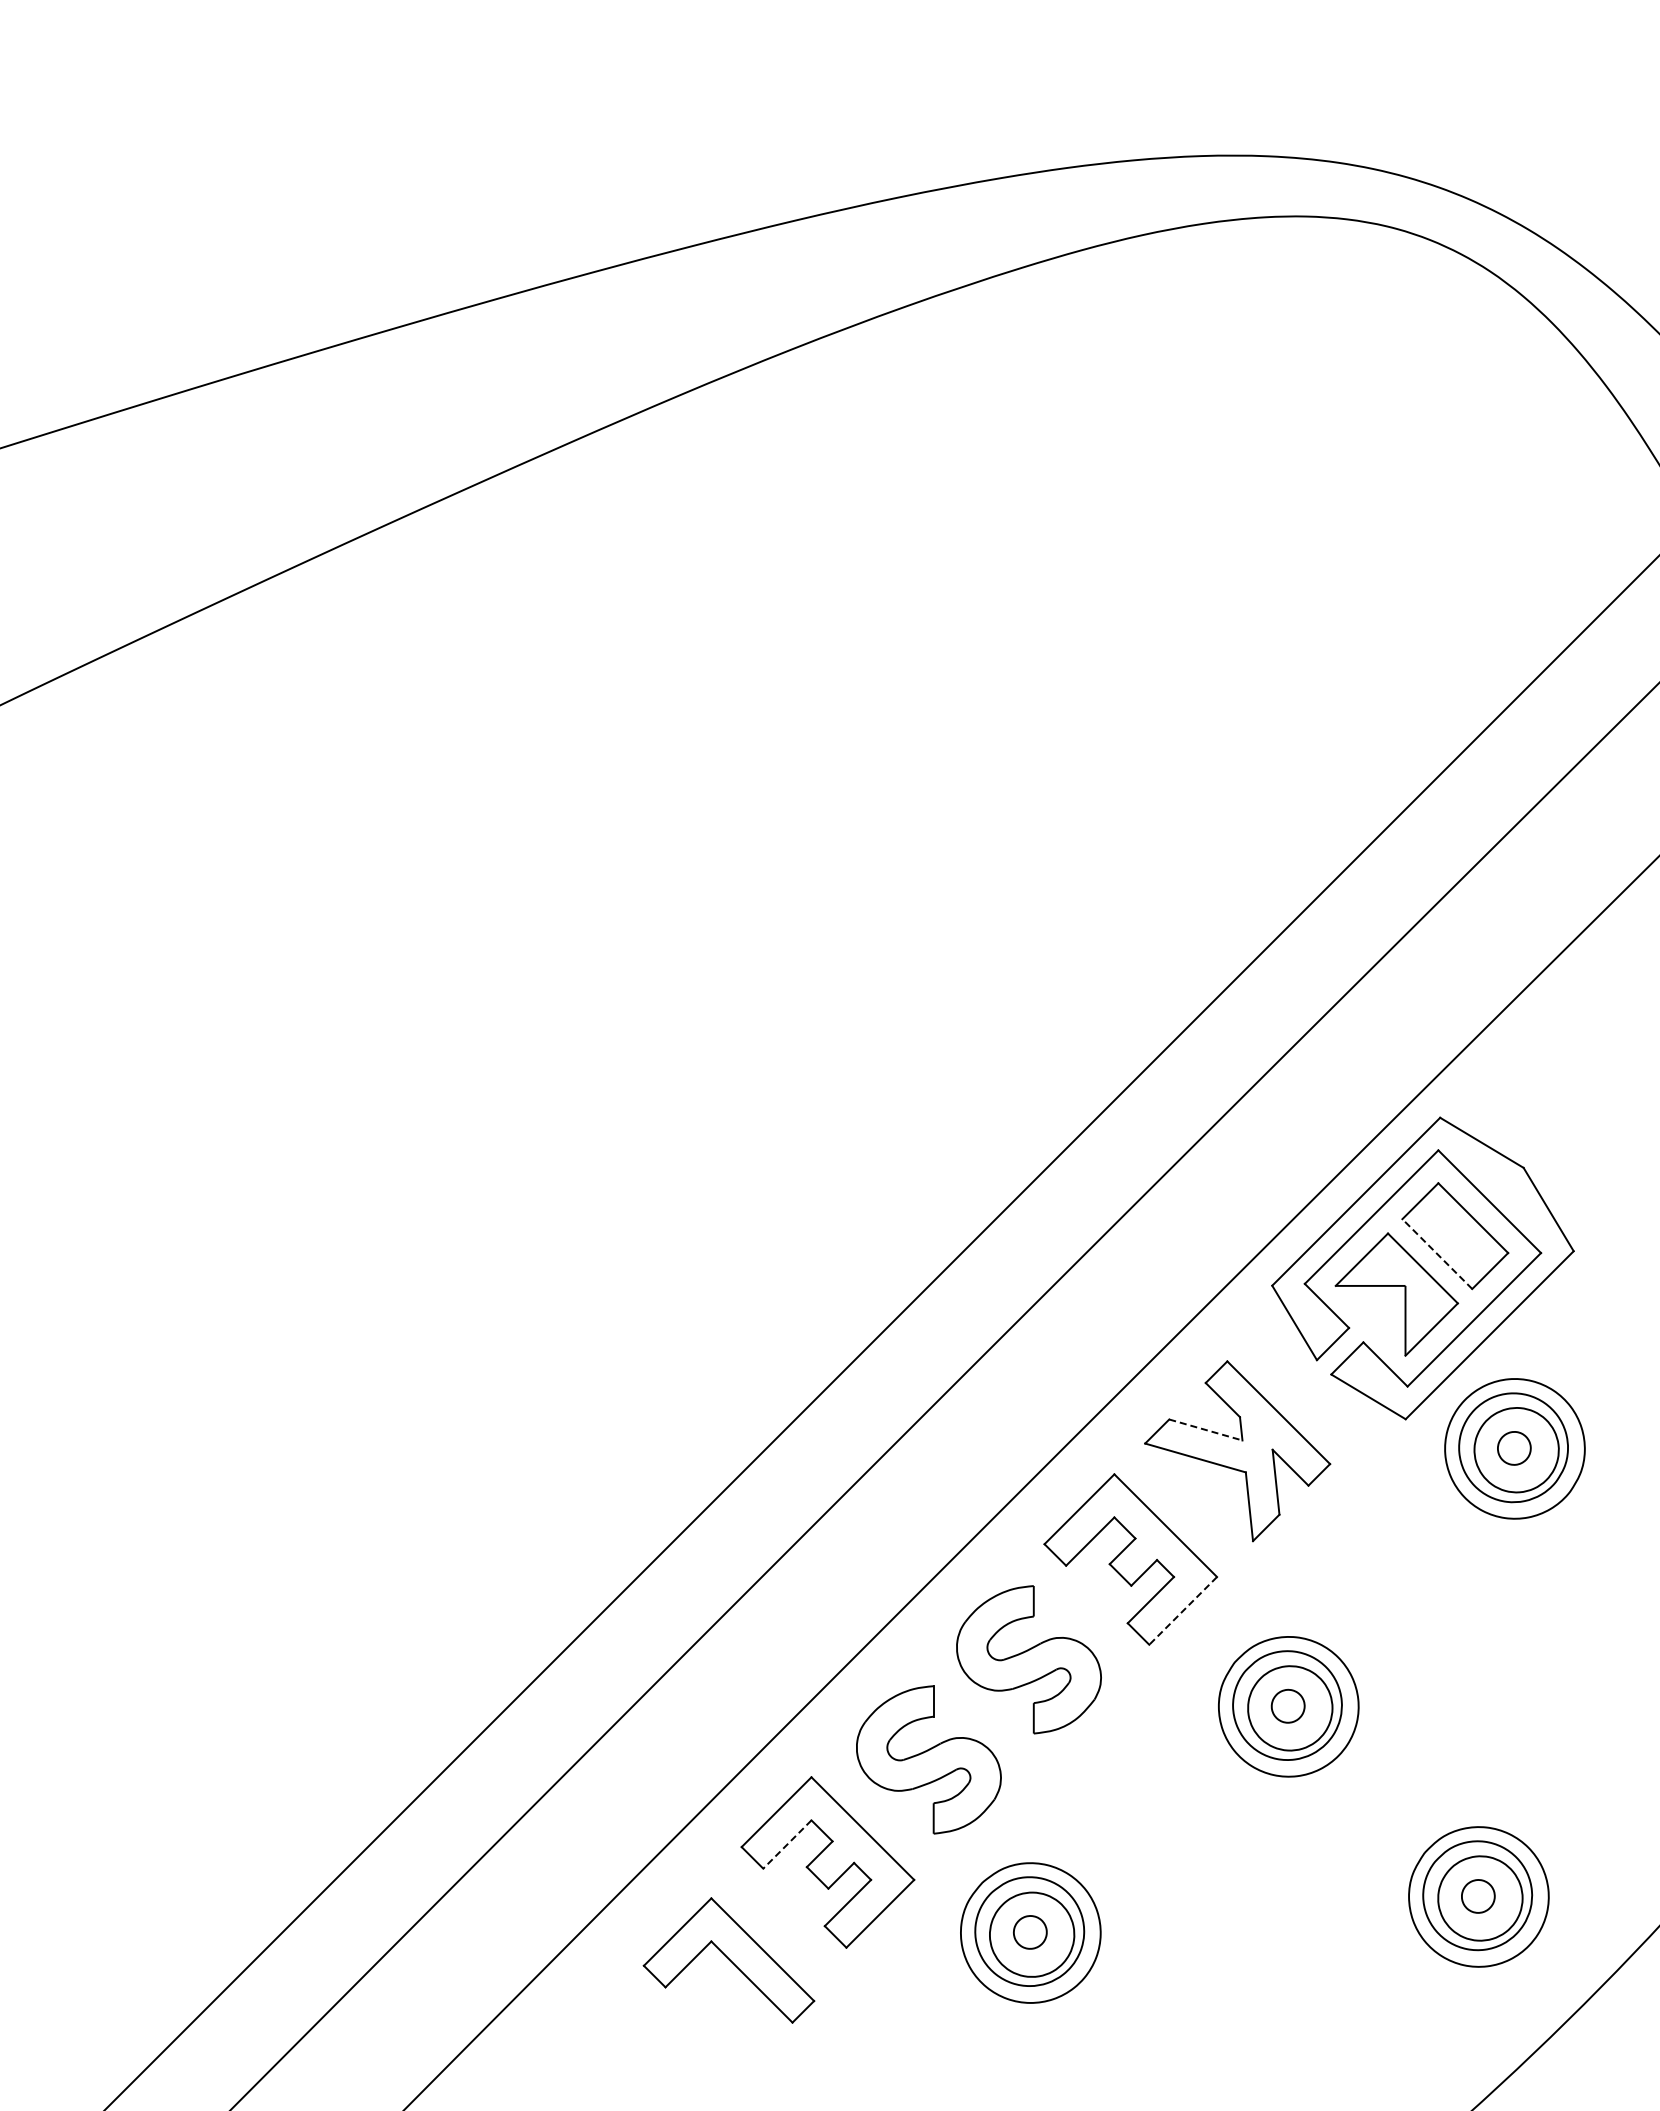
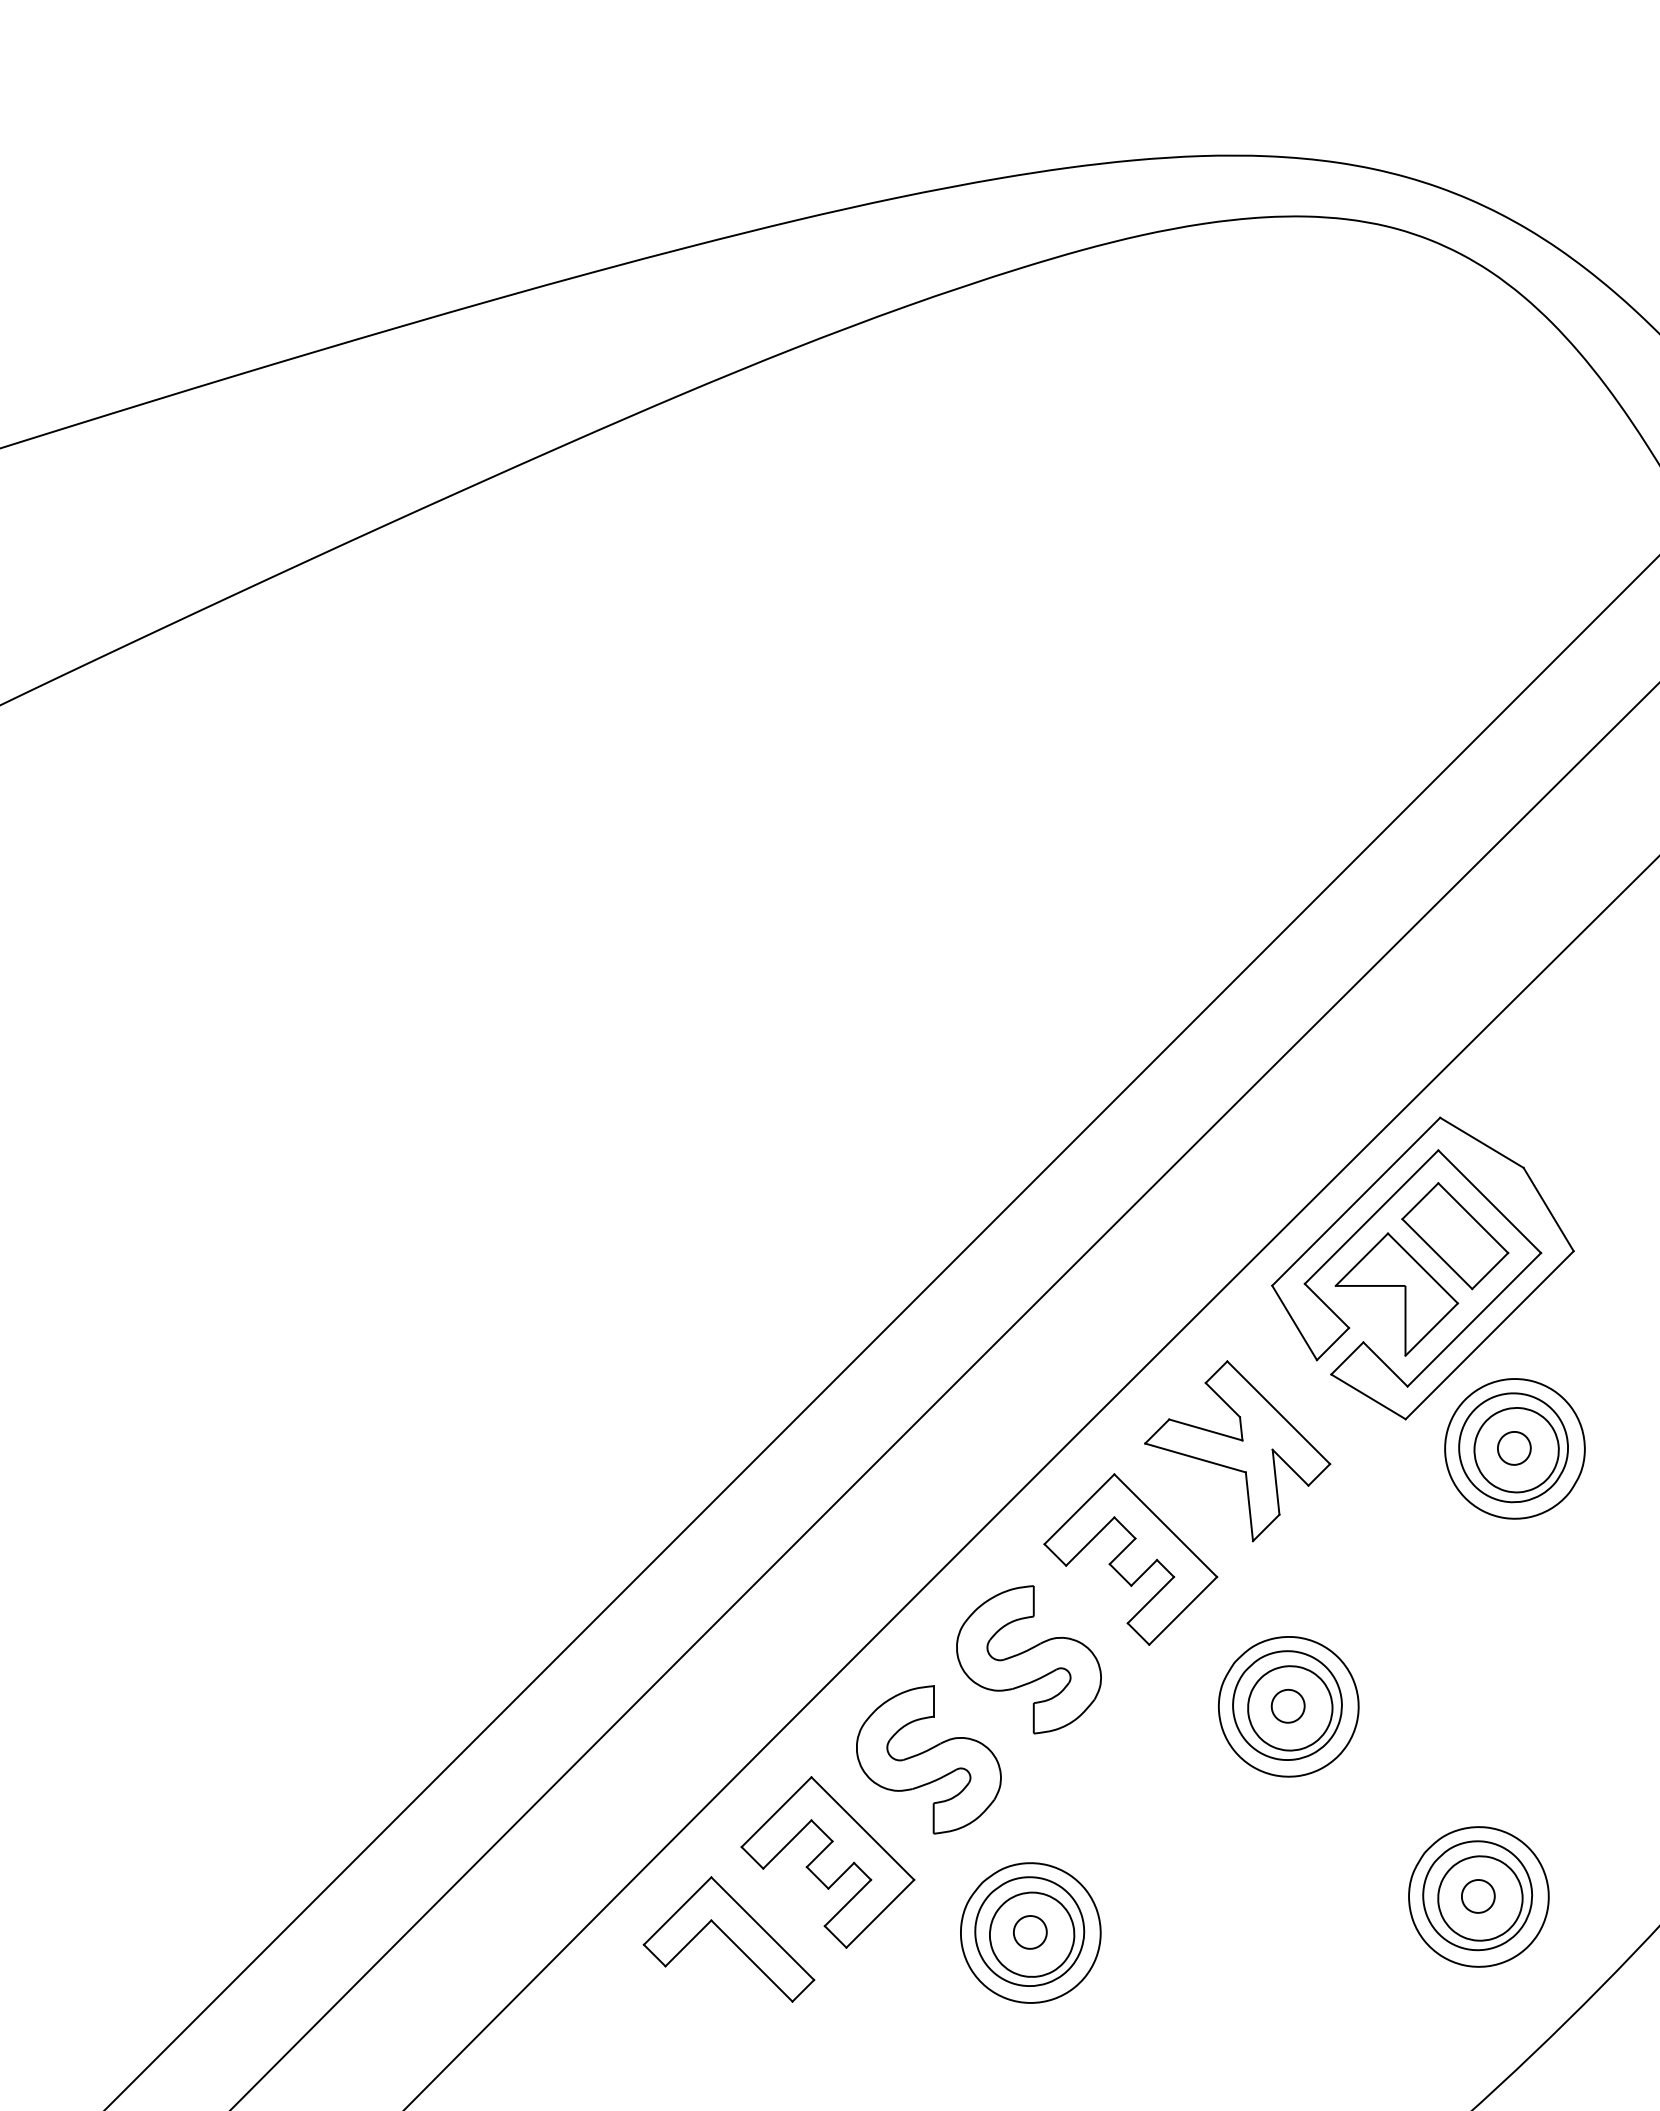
line: dashed -> solid (1436, 1253)
line: dashed -> solid (1206, 1430)
line: dashed -> solid (1183, 1610)
line: dashed -> solid (787, 1844)
part position: (728, 1960) -> (728, 1939) (728, 1939)
